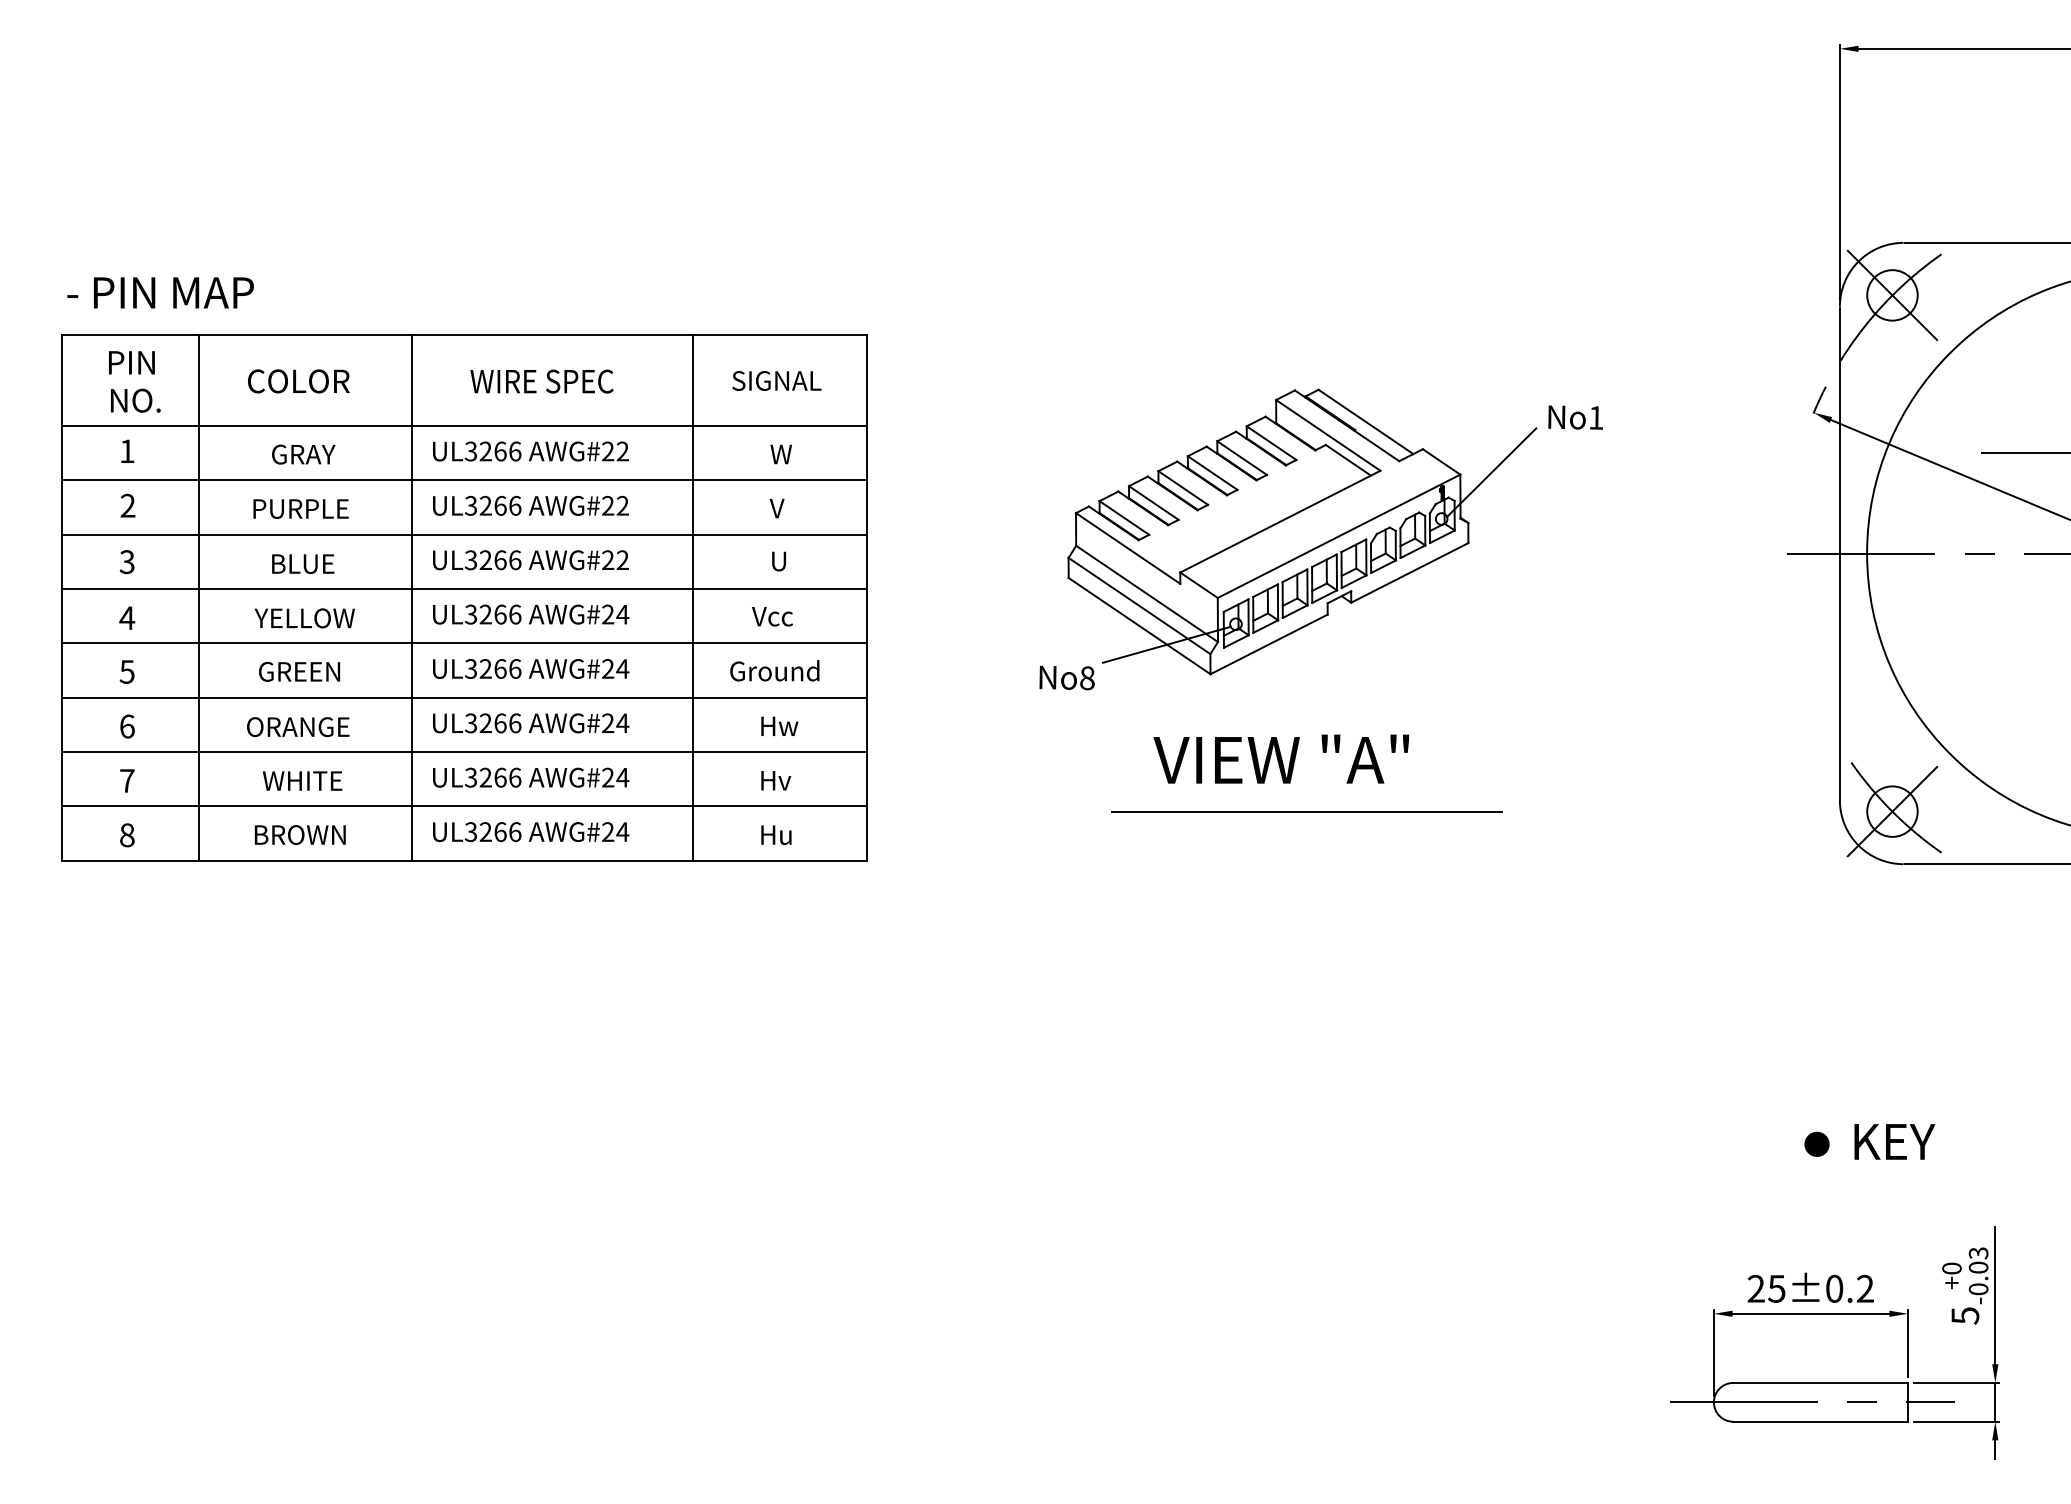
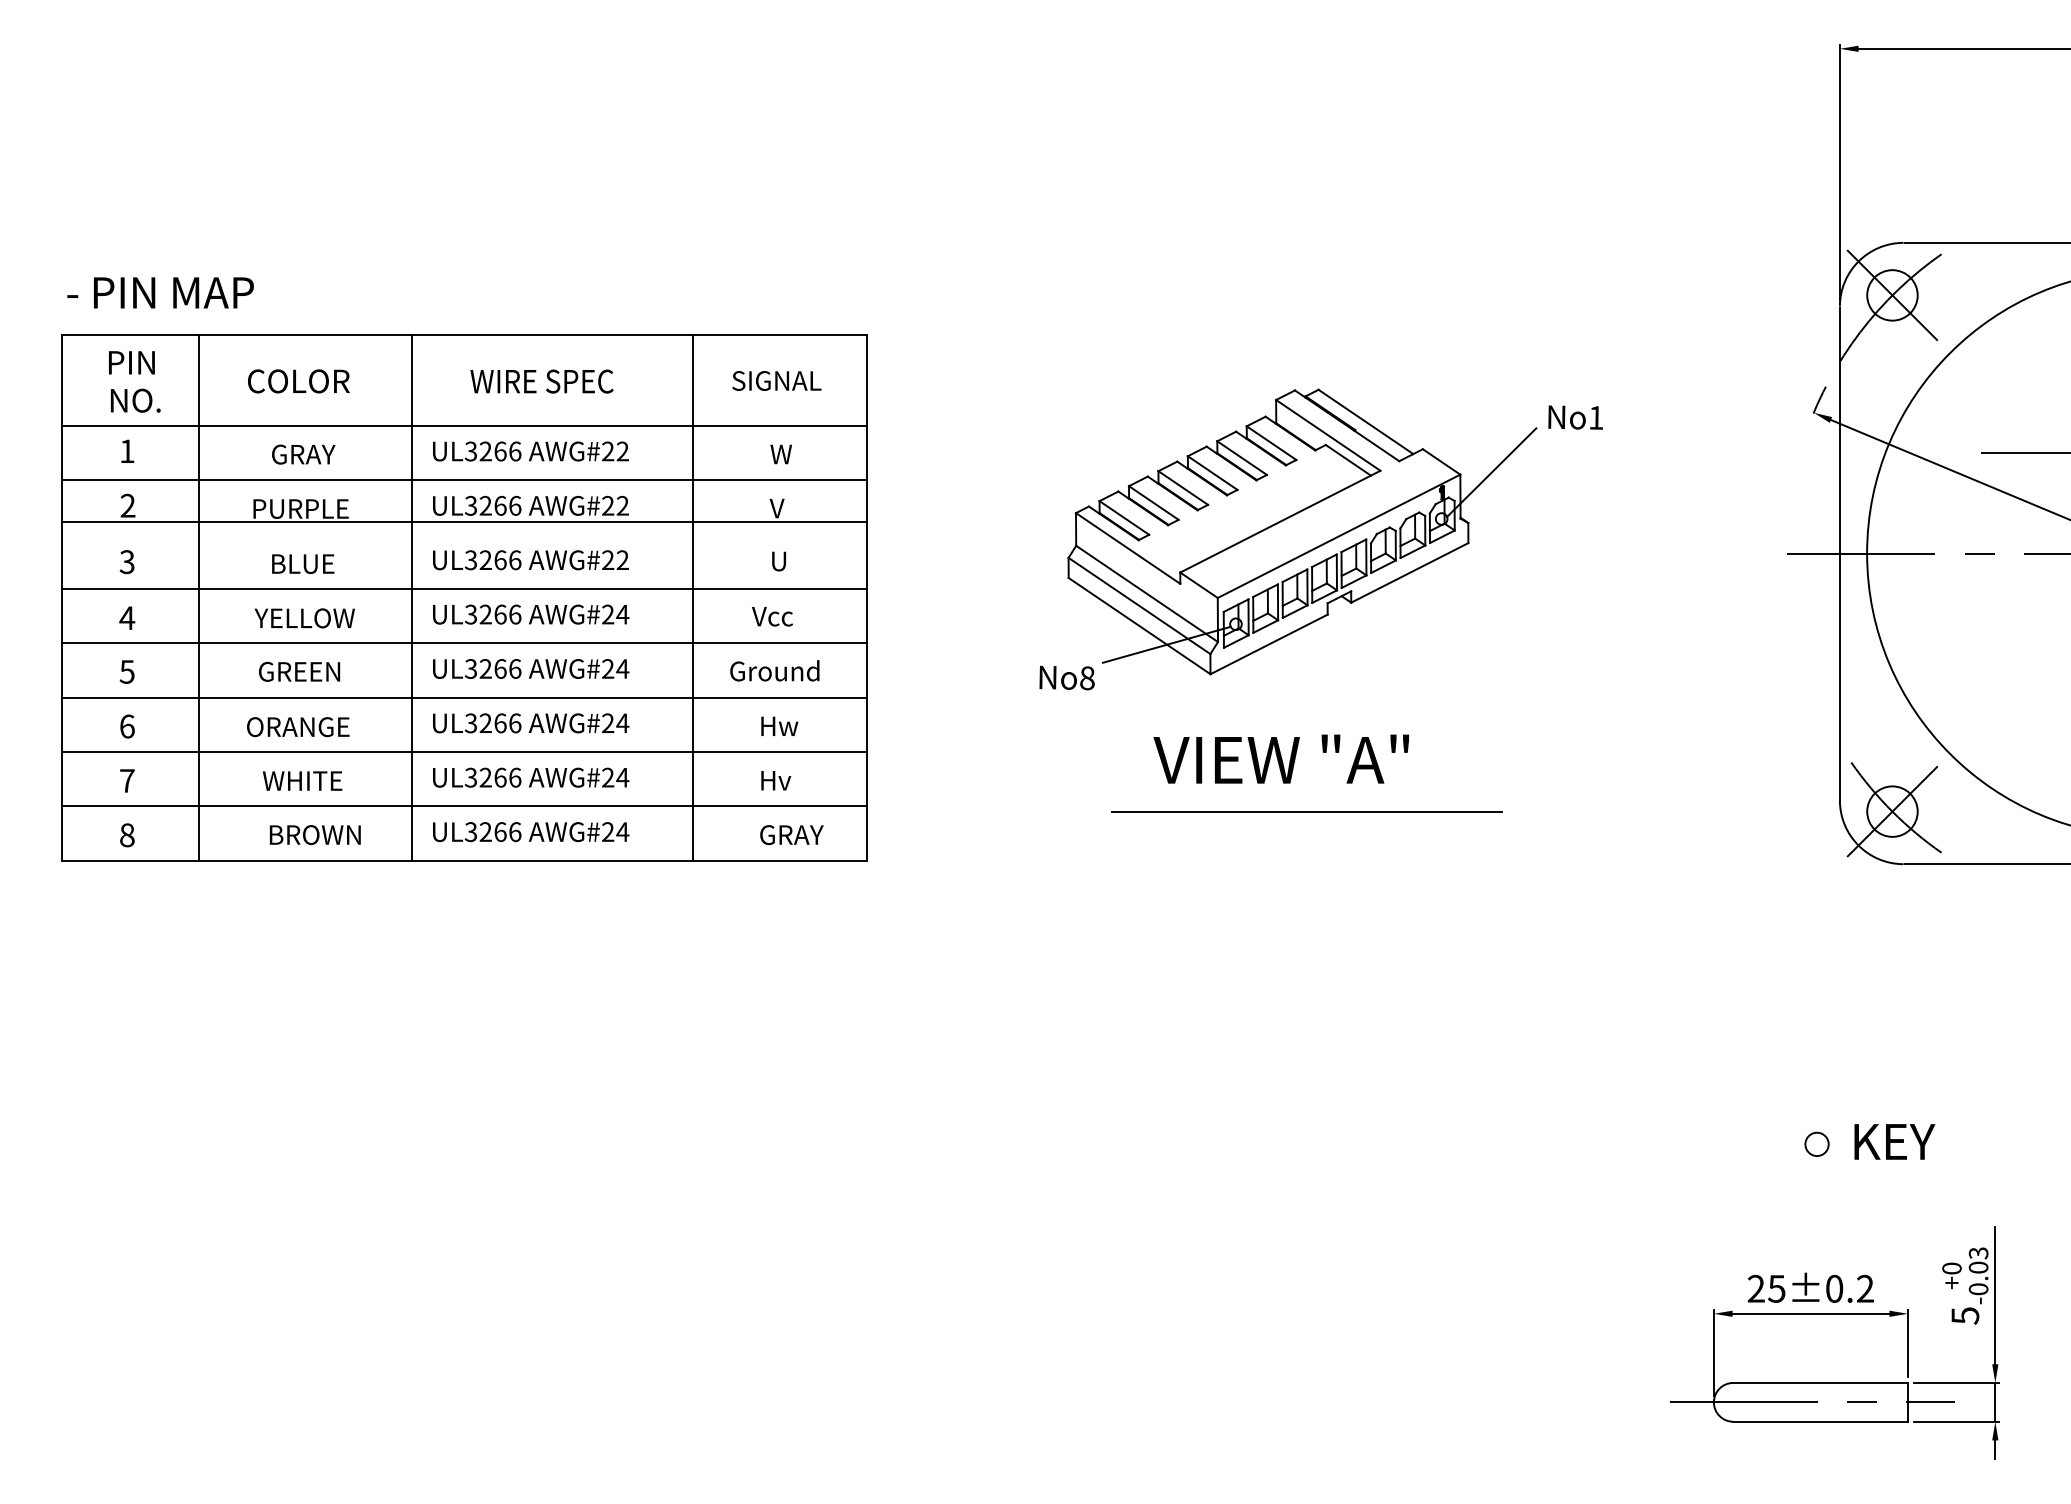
line position: (464, 534) -> (464, 521) (464, 521)
text position: (300, 834) -> (315, 834) (315, 834)
text: Hu -> GRAY (791, 835)
fill: present -> none (1816, 1144)
